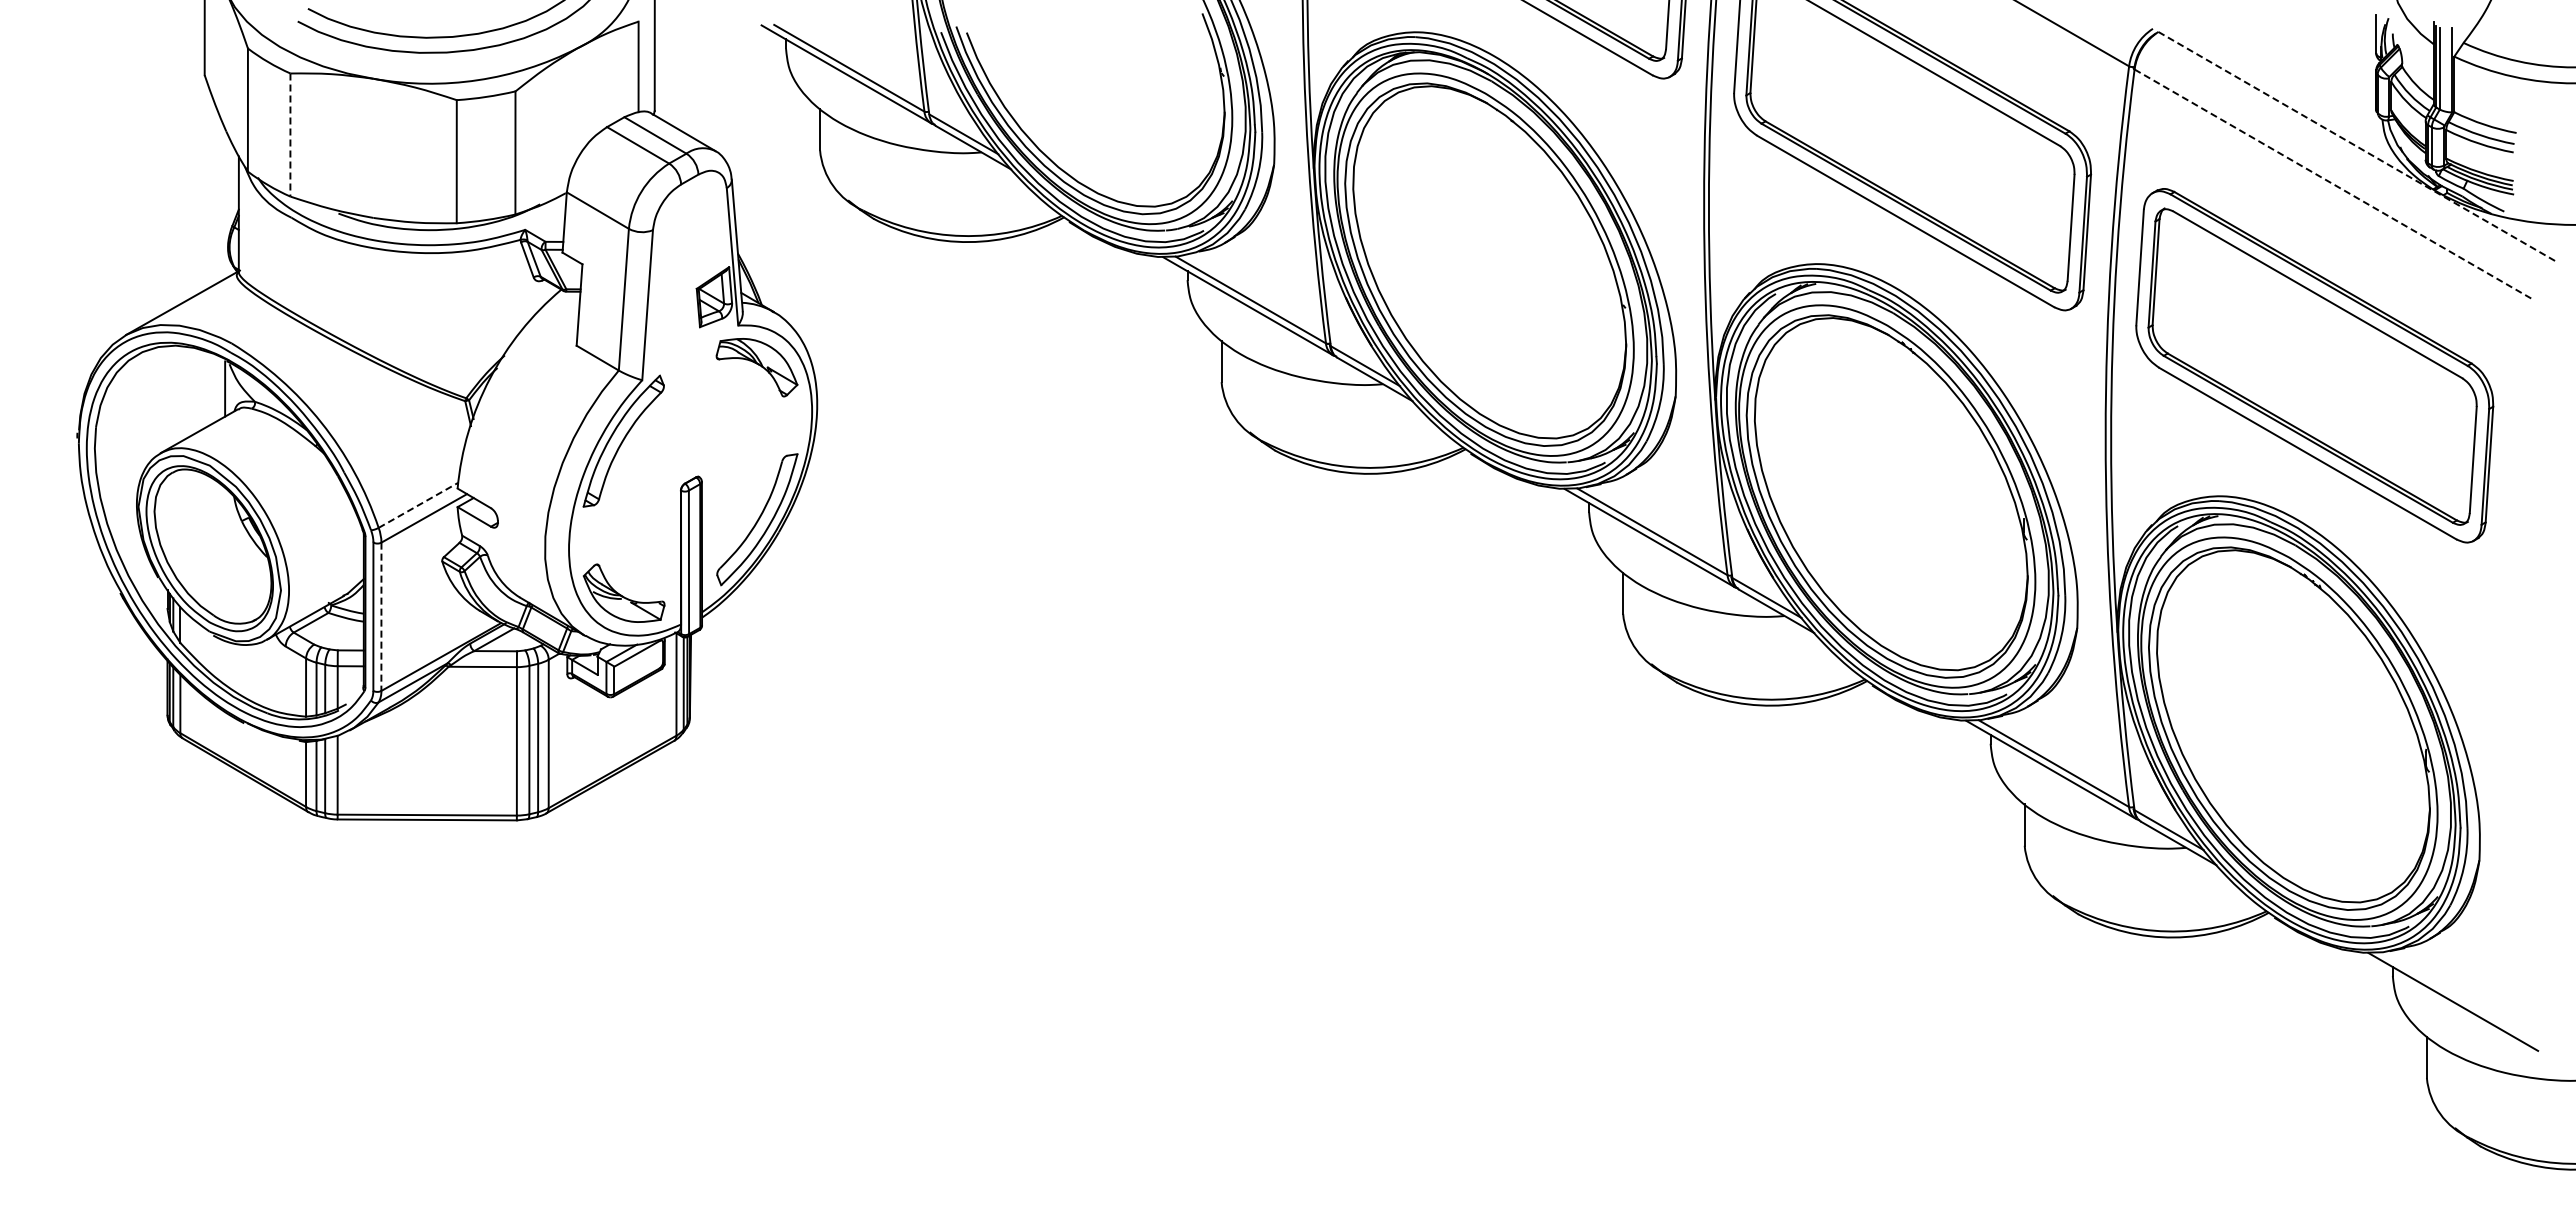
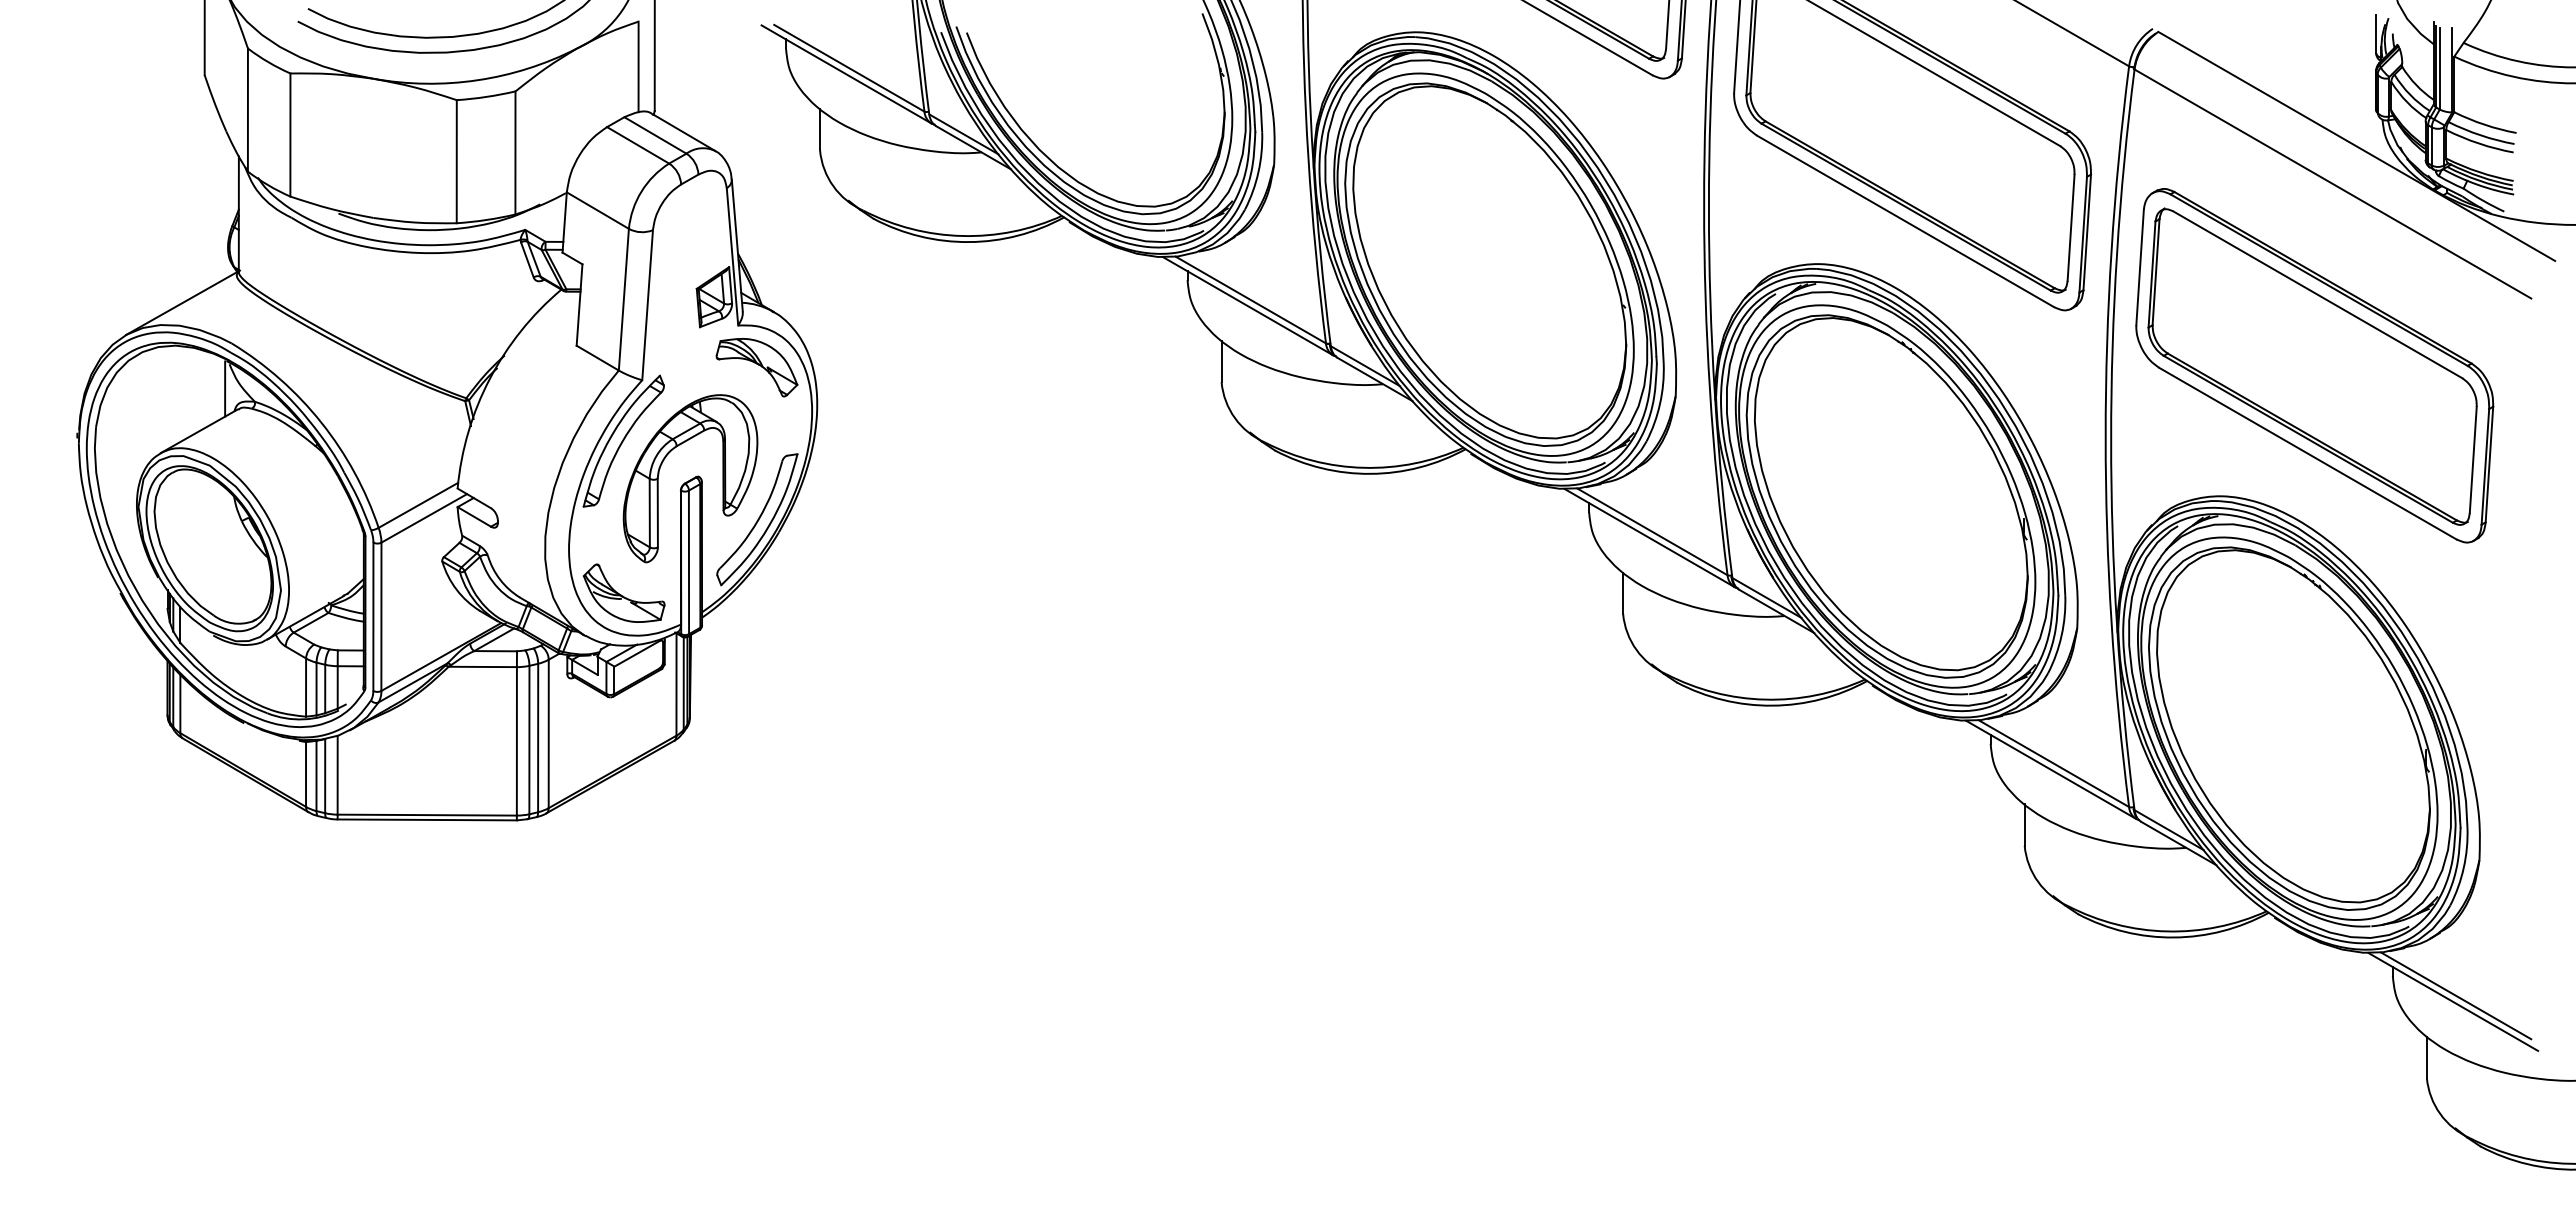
line: dashed -> solid (290, 135)
line: dashed -> solid (2357, 146)
line: dashed -> solid (2333, 184)
part: none -> present (659, 474)
line: dashed -> solid (418, 505)
line: dashed -> solid (381, 617)
line: none -> present (2456, 995)
